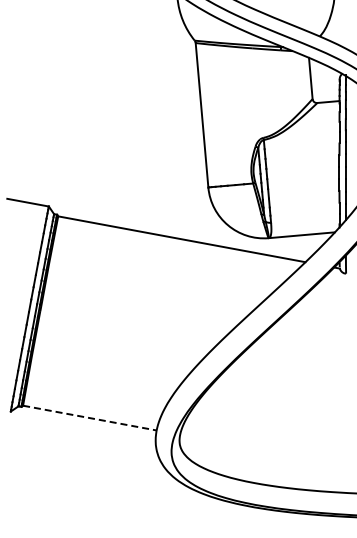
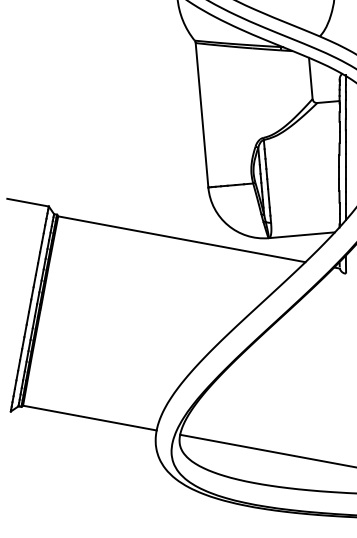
line: dashed -> solid (89, 418)
line: none -> present (266, 450)
